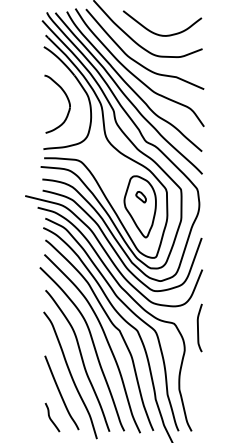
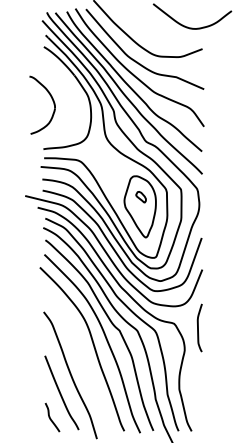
curve position: (162, 34) -> (192, 27) (192, 27)
part position: (66, 98) -> (51, 99) (51, 99)
curve: present -> none (81, 360)
